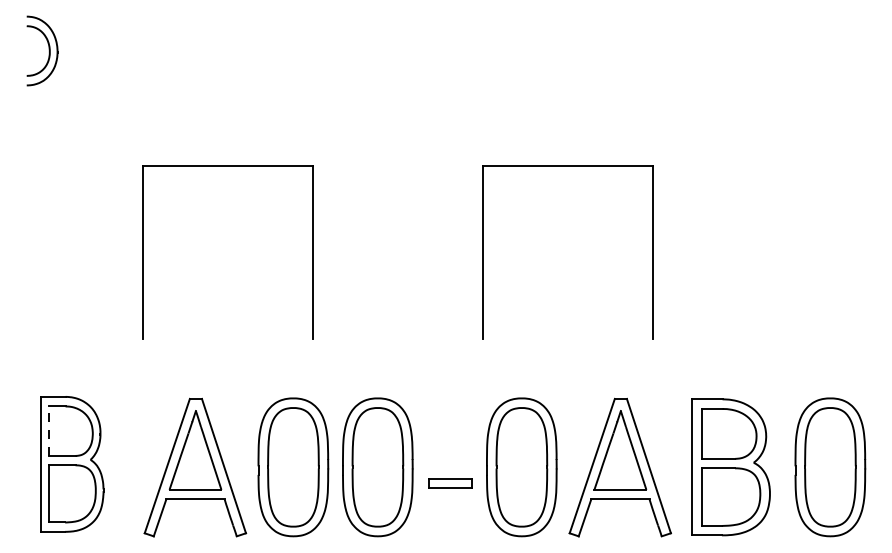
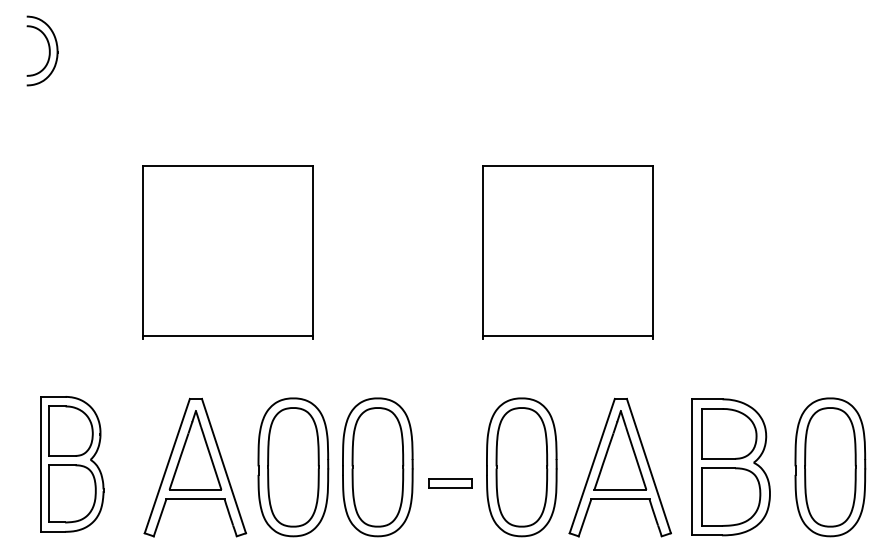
line: none -> present (227, 335)
line: none -> present (568, 335)
line: dashed -> solid (49, 431)
